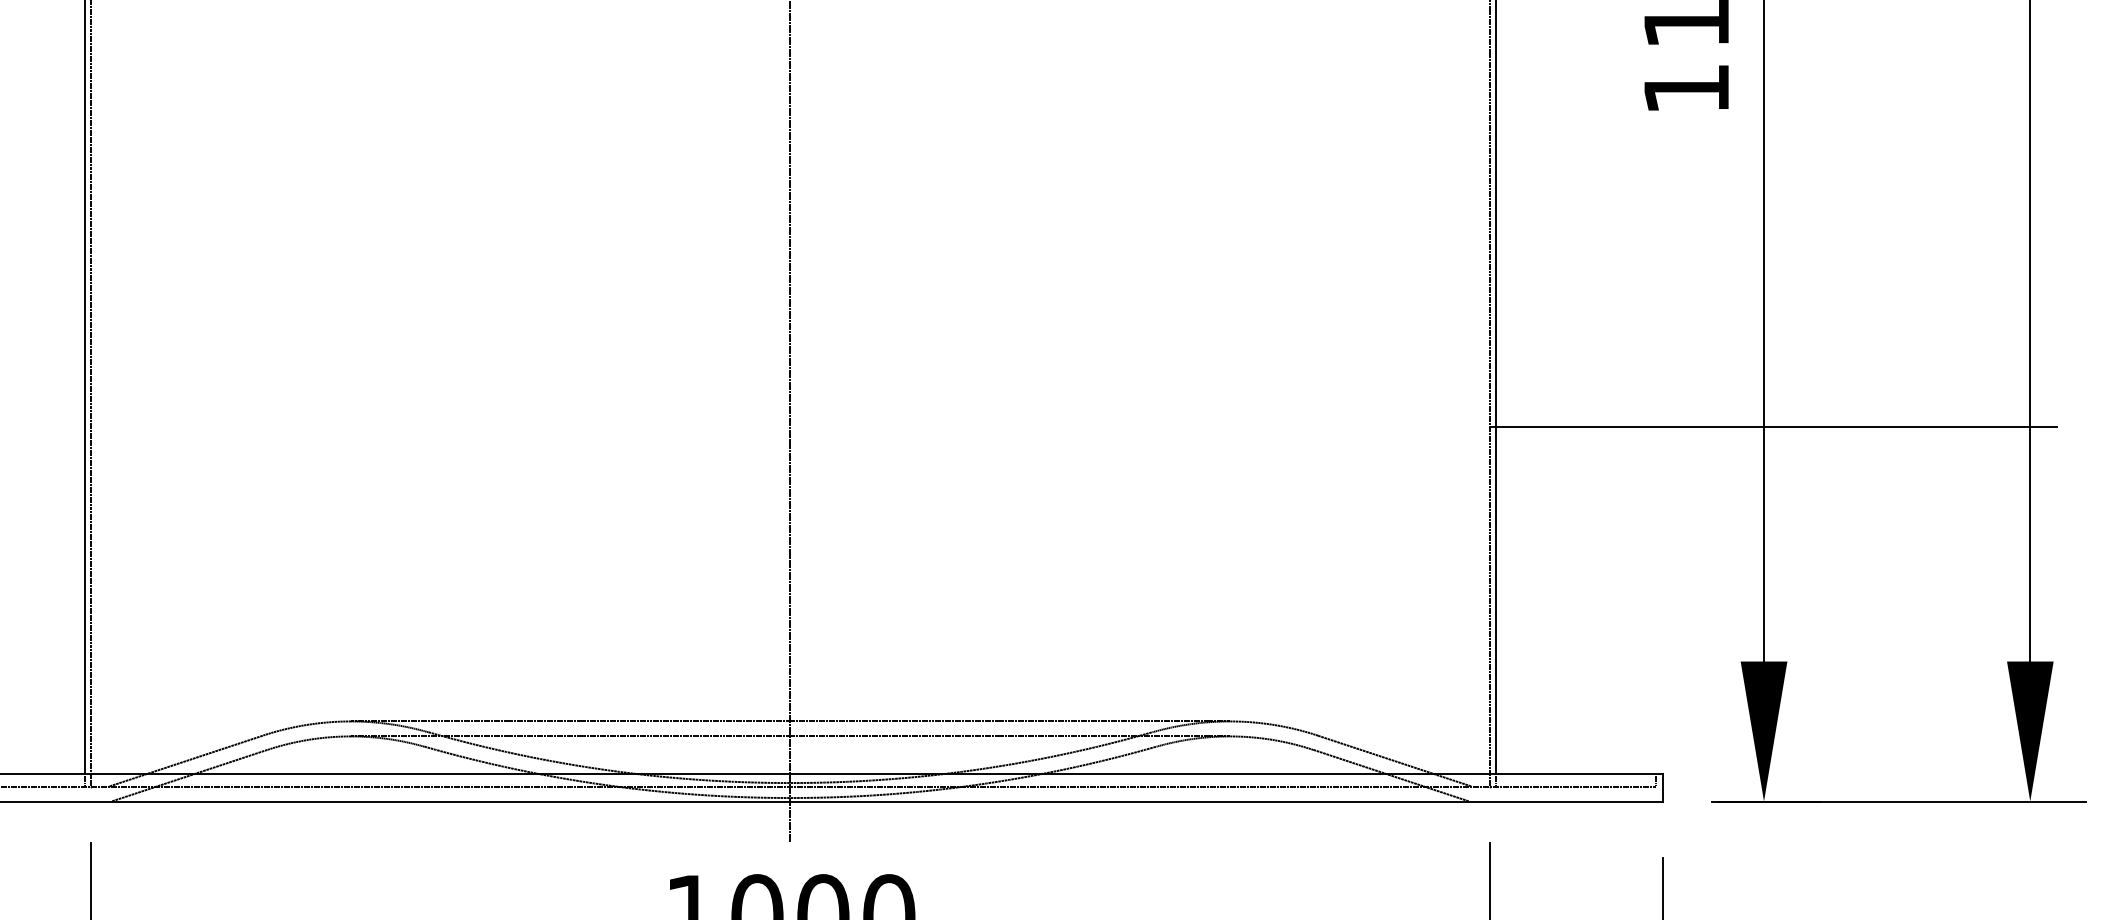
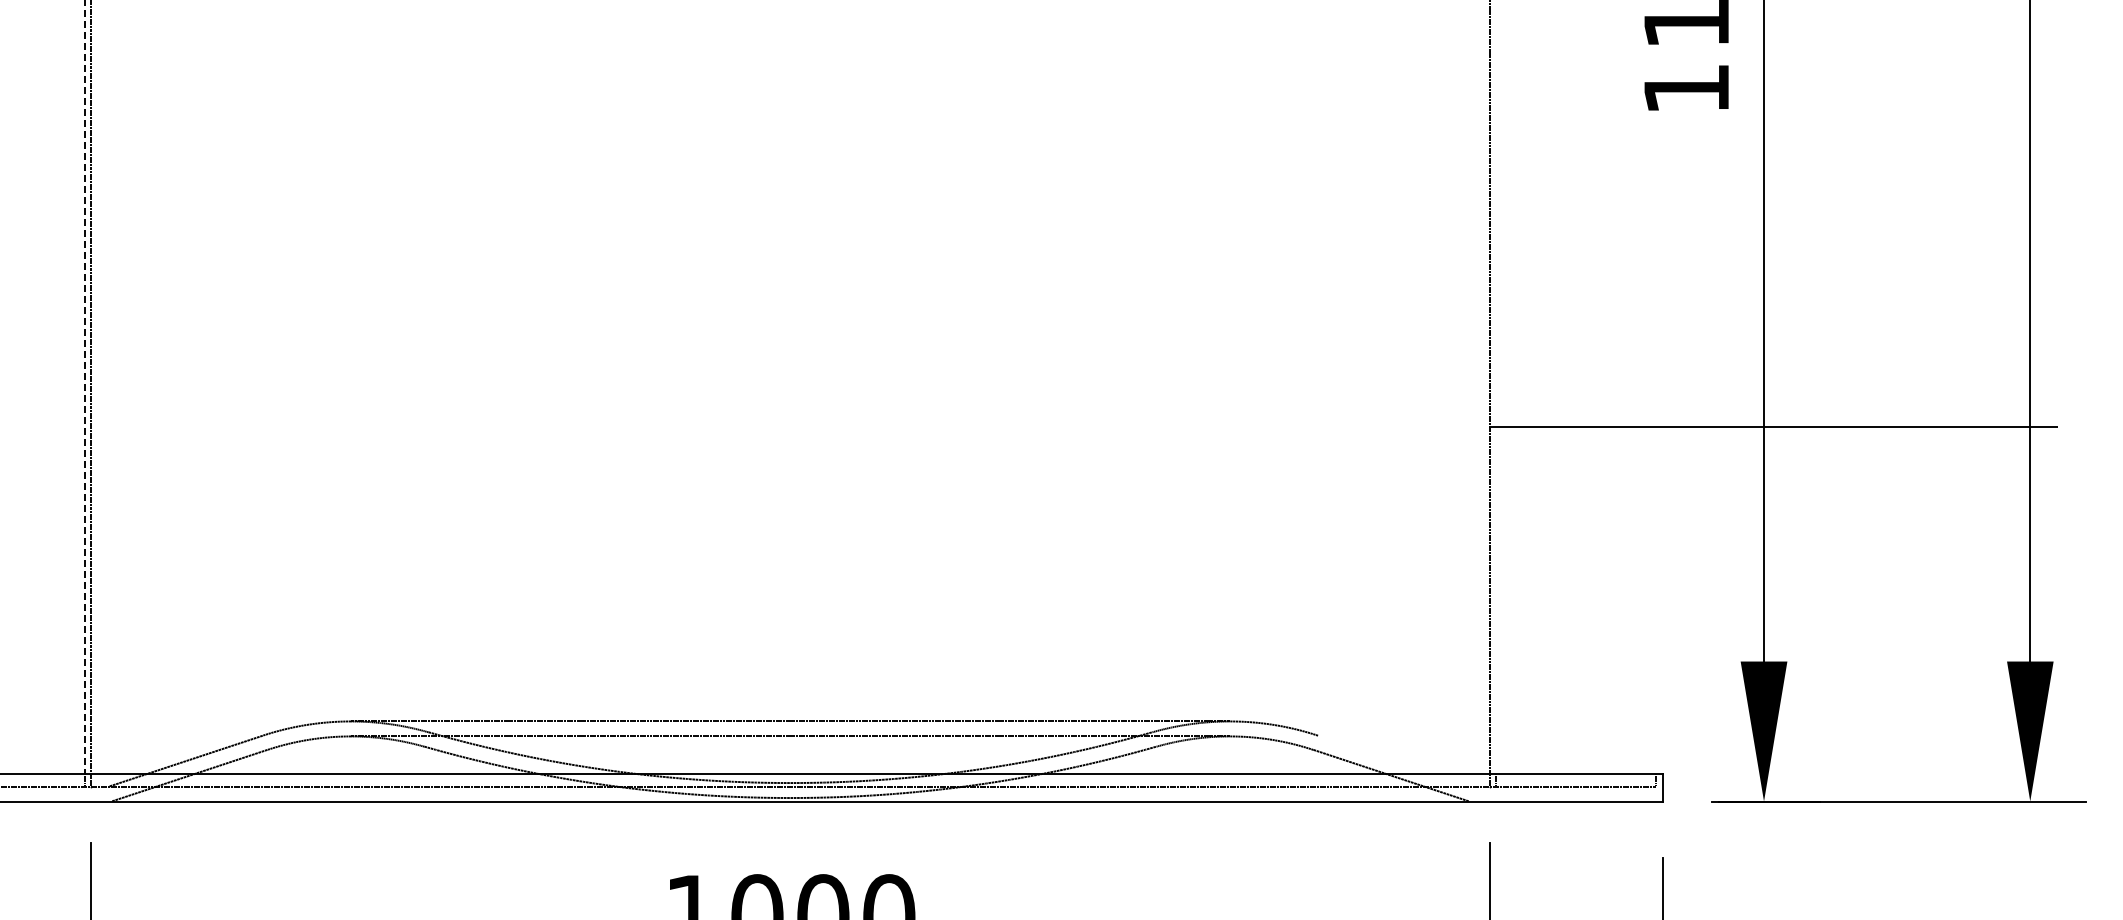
line: solid -> dashed (85, 387)
line: present -> none (1495, 387)
line: present -> none (790, 422)
line: present -> none (1394, 760)
